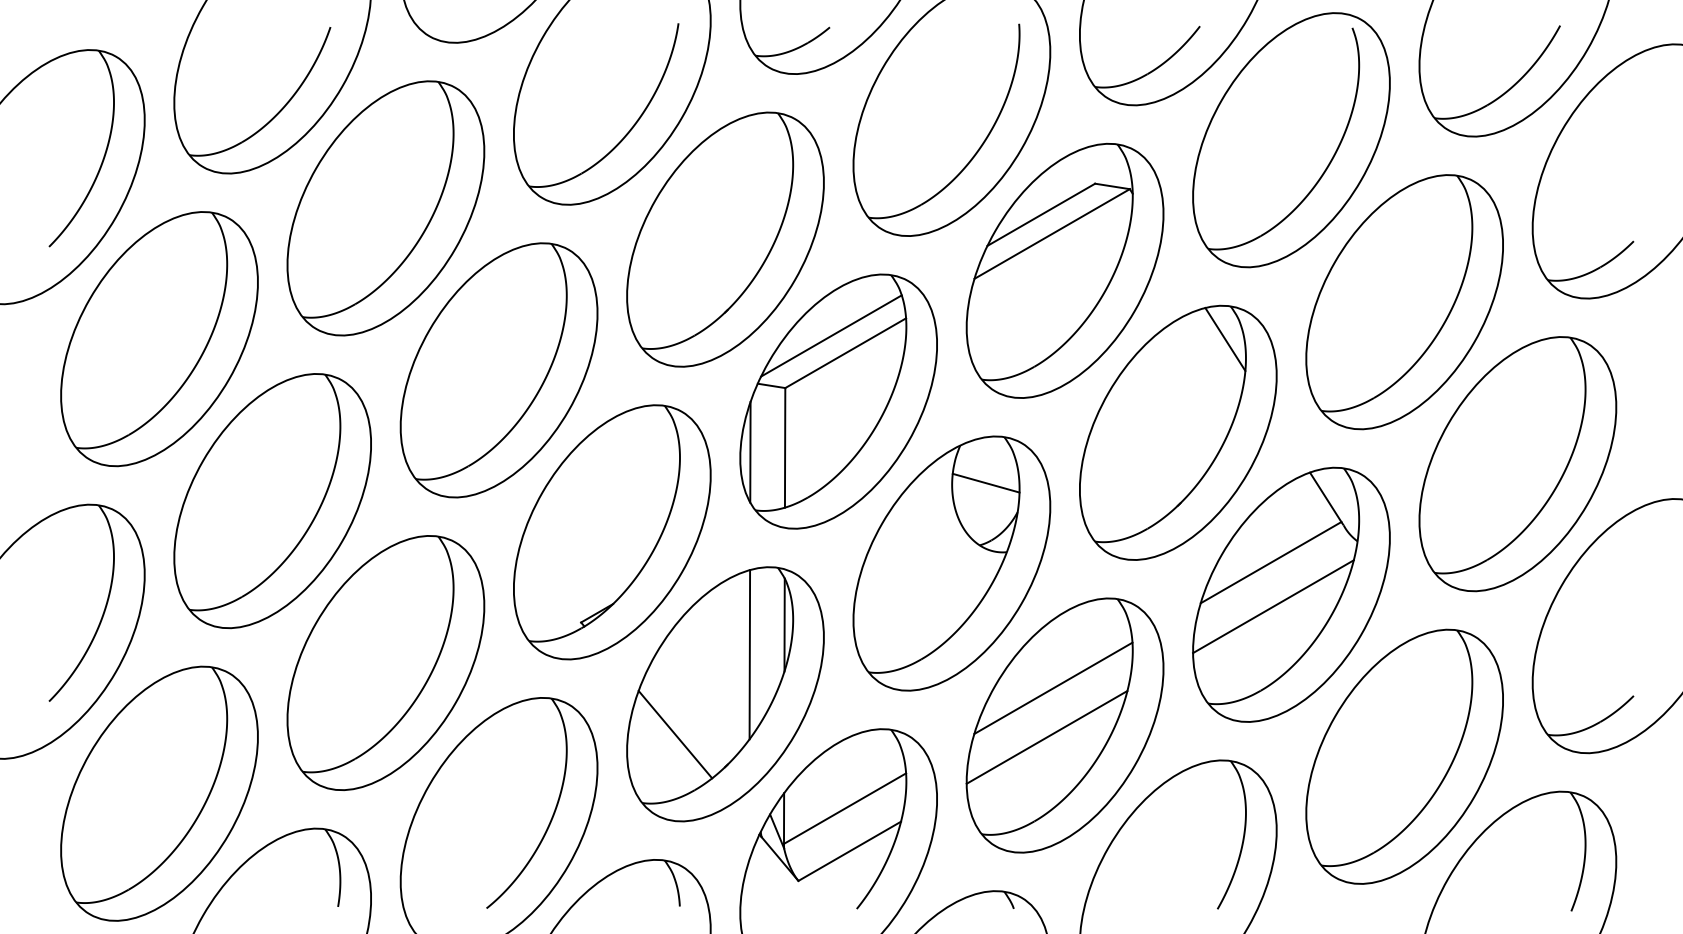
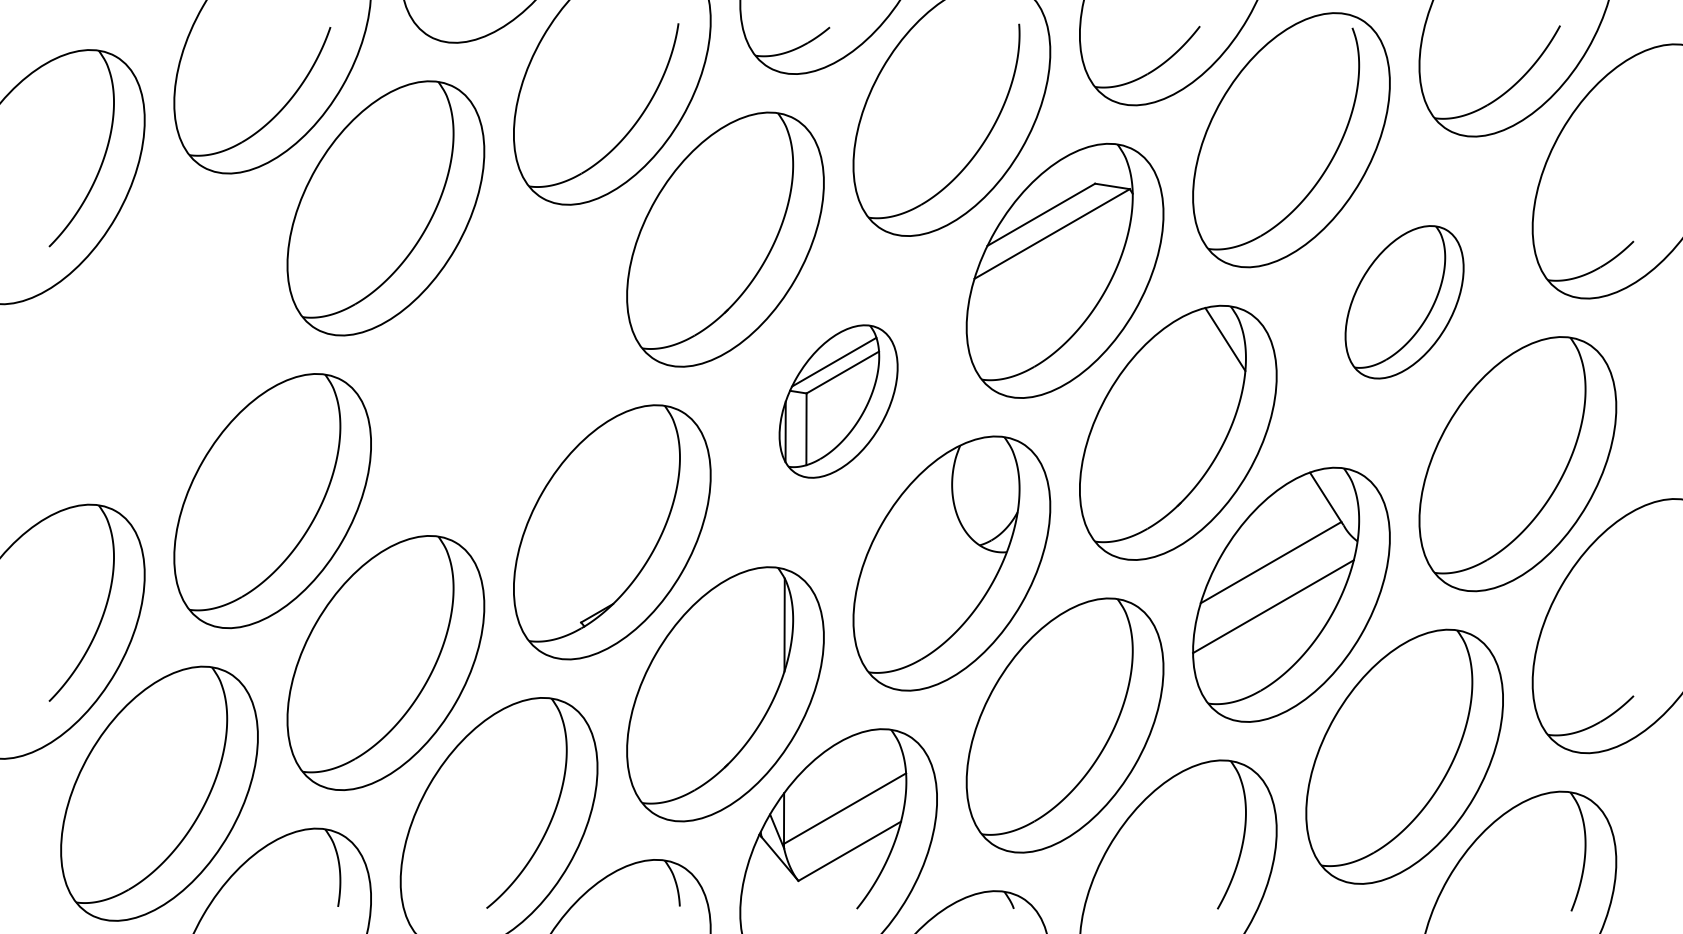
part size: 199x257 px -> 121x155 px (1404, 302)
part: present -> none (159, 339)
part: present -> none (498, 370)
part size: 199x257 px -> 121x155 px (838, 401)
line: present -> none (985, 482)
line: present -> none (749, 654)
line: present -> none (1053, 687)
line: present -> none (675, 734)
line: present -> none (1046, 736)
